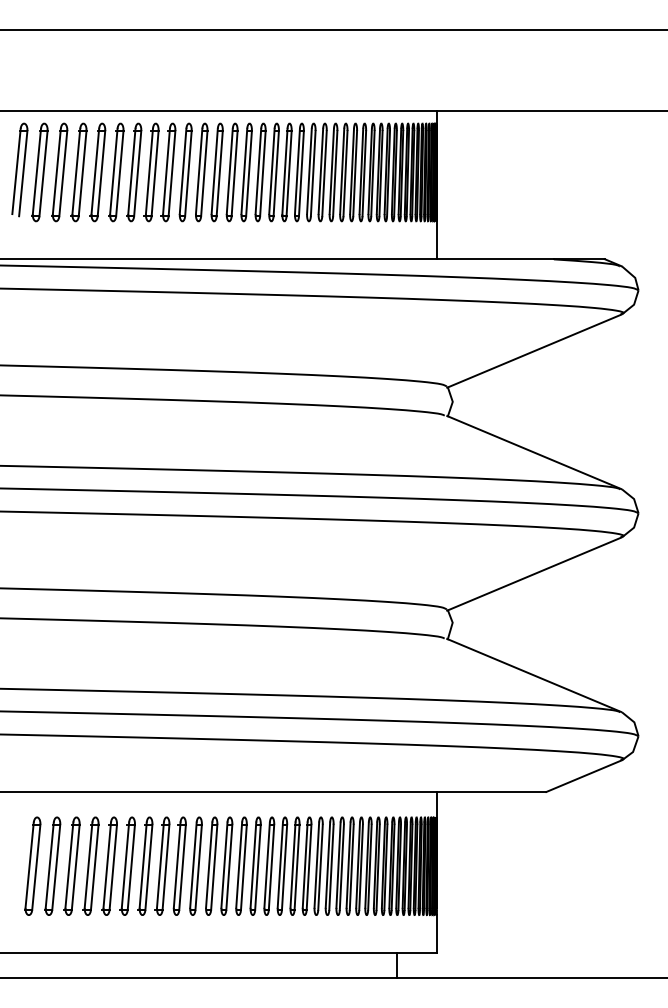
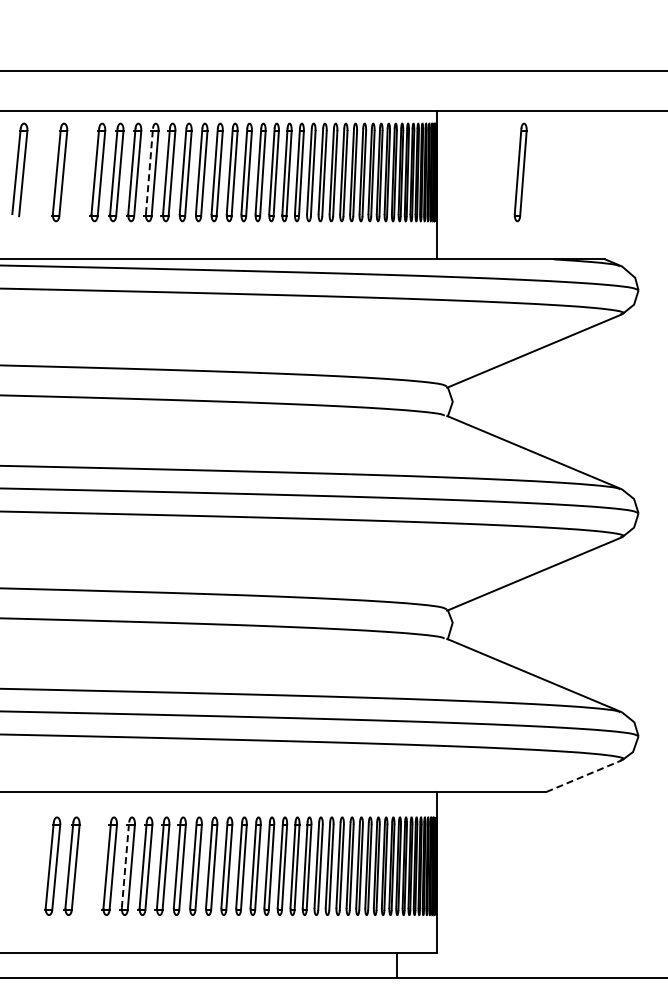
line position: (333, 30) -> (333, 71) (333, 71)
line: solid -> dashed (149, 171)
part: present -> none (39, 172)
part: present -> none (78, 172)
part: none -> present (520, 172)
line: solid -> dashed (584, 775)
part: present -> none (32, 865)
part: present -> none (90, 865)
line: solid -> dashed (125, 865)
